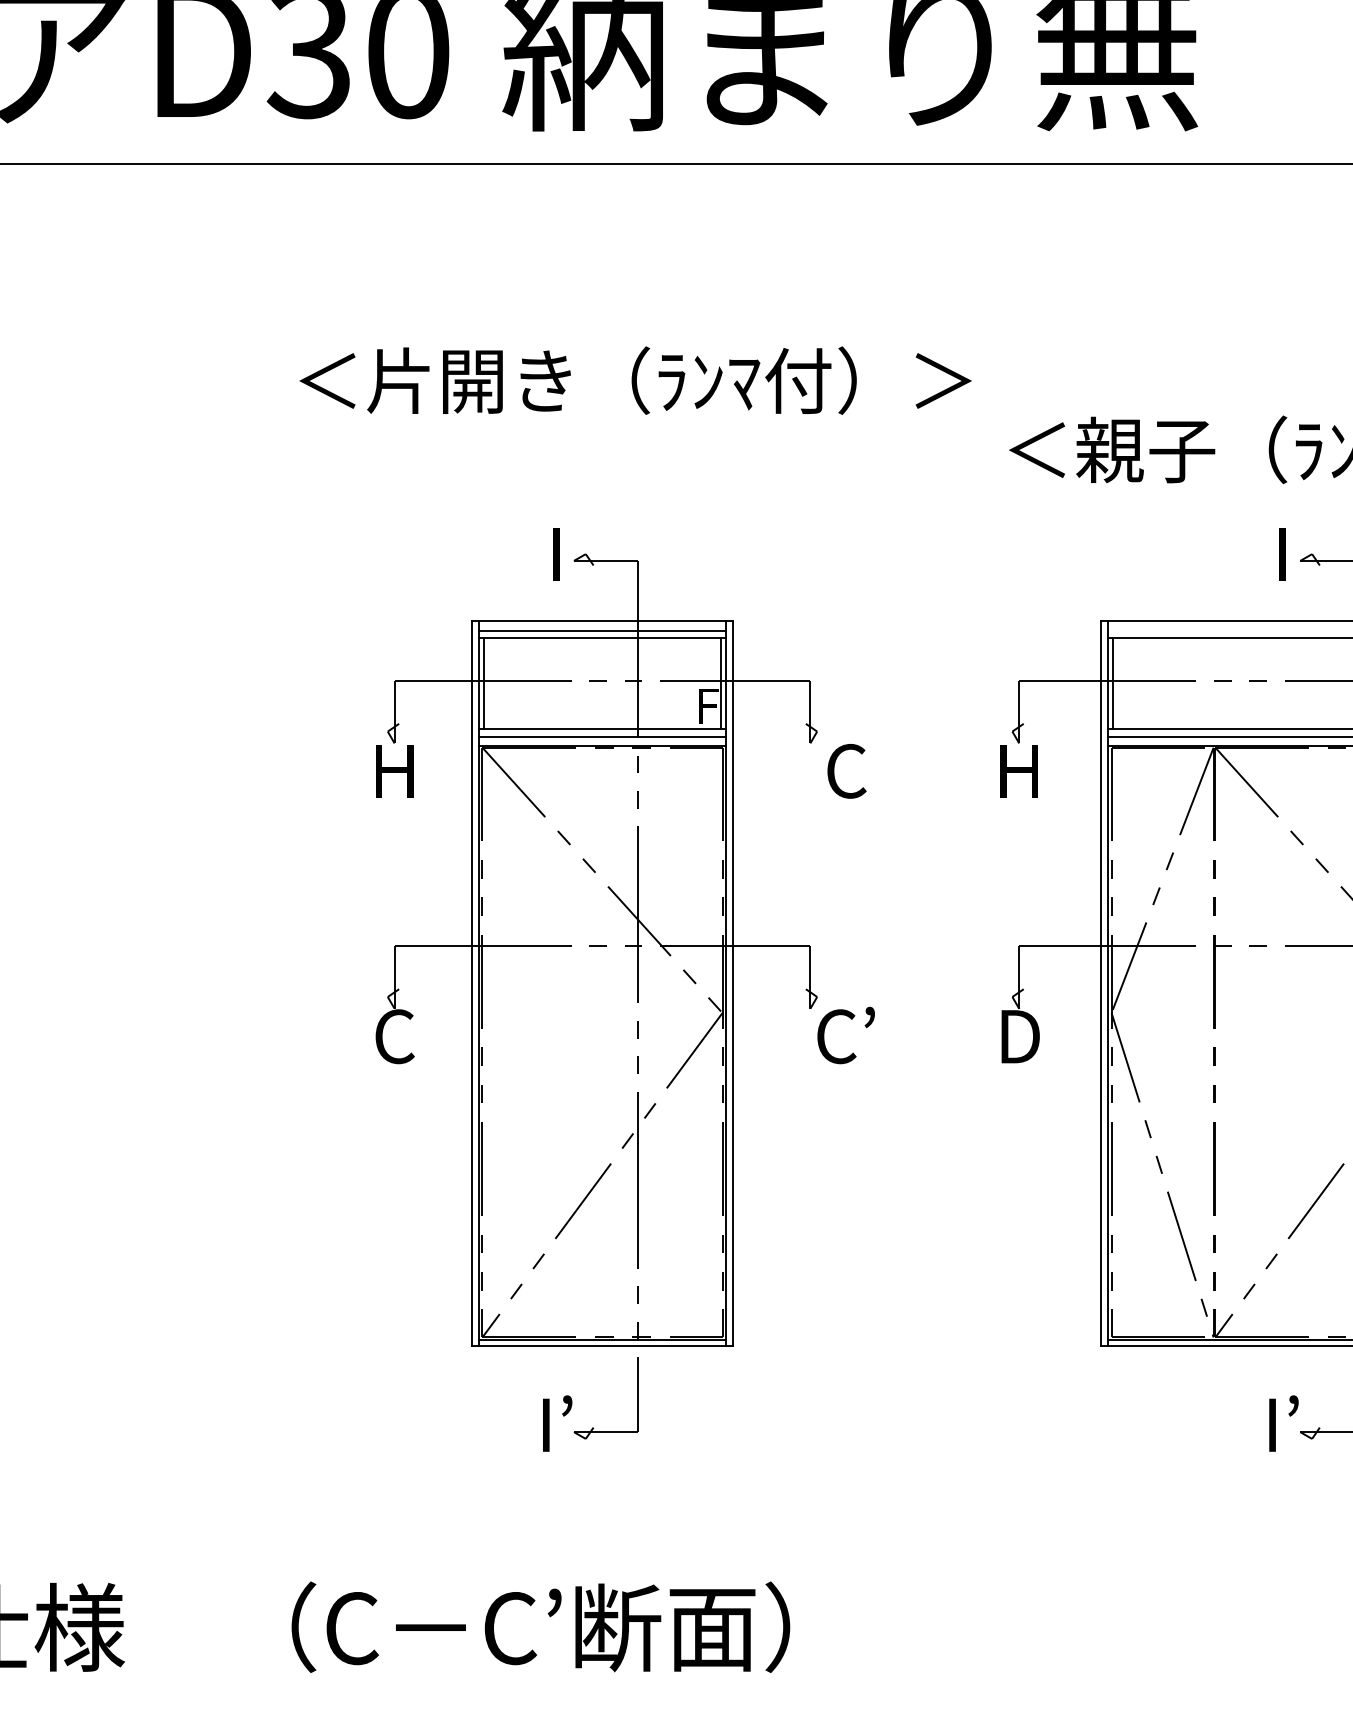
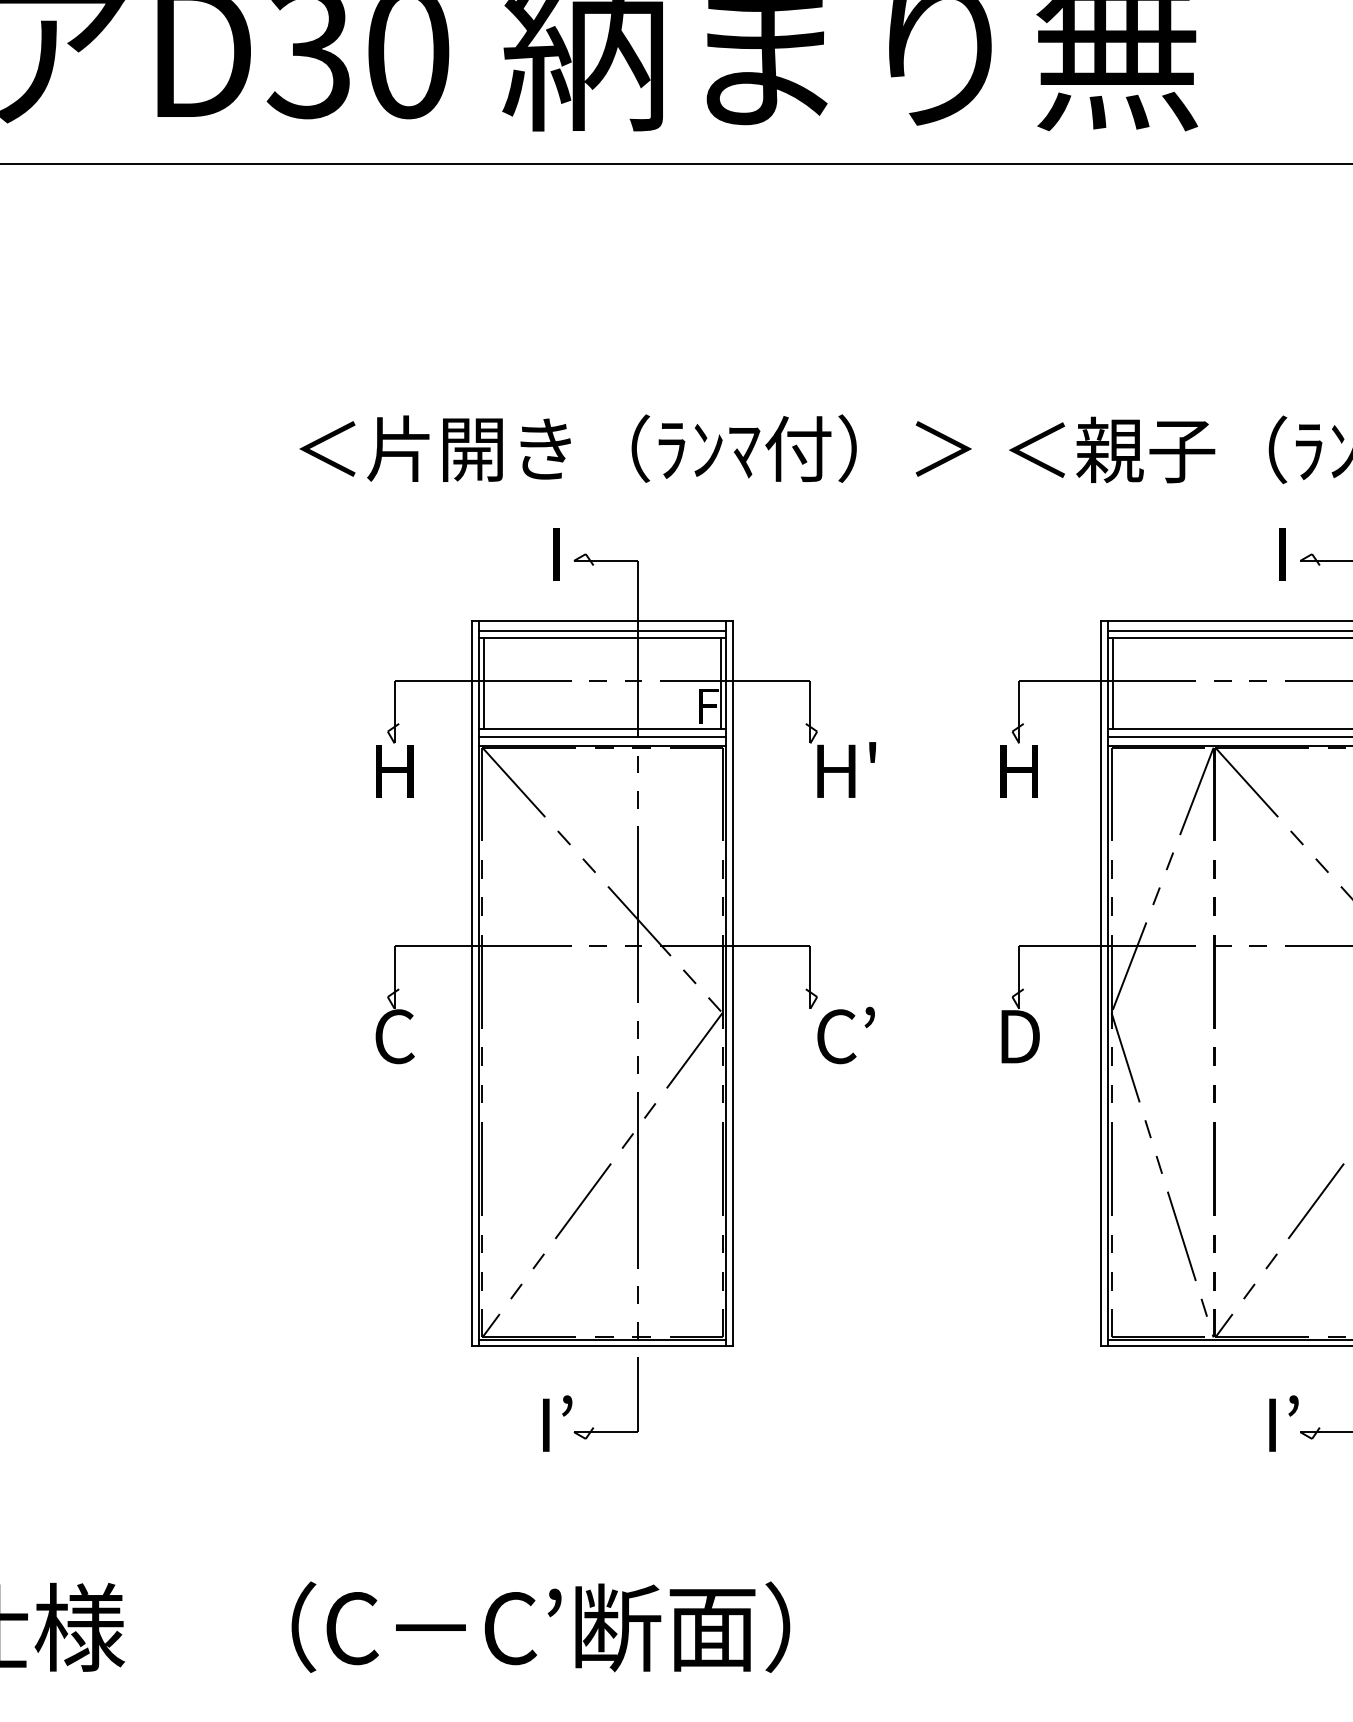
text position: (635, 380) -> (635, 448) (635, 448)
line: none -> present (1228, 631)
text: C -> H' (846, 770)
